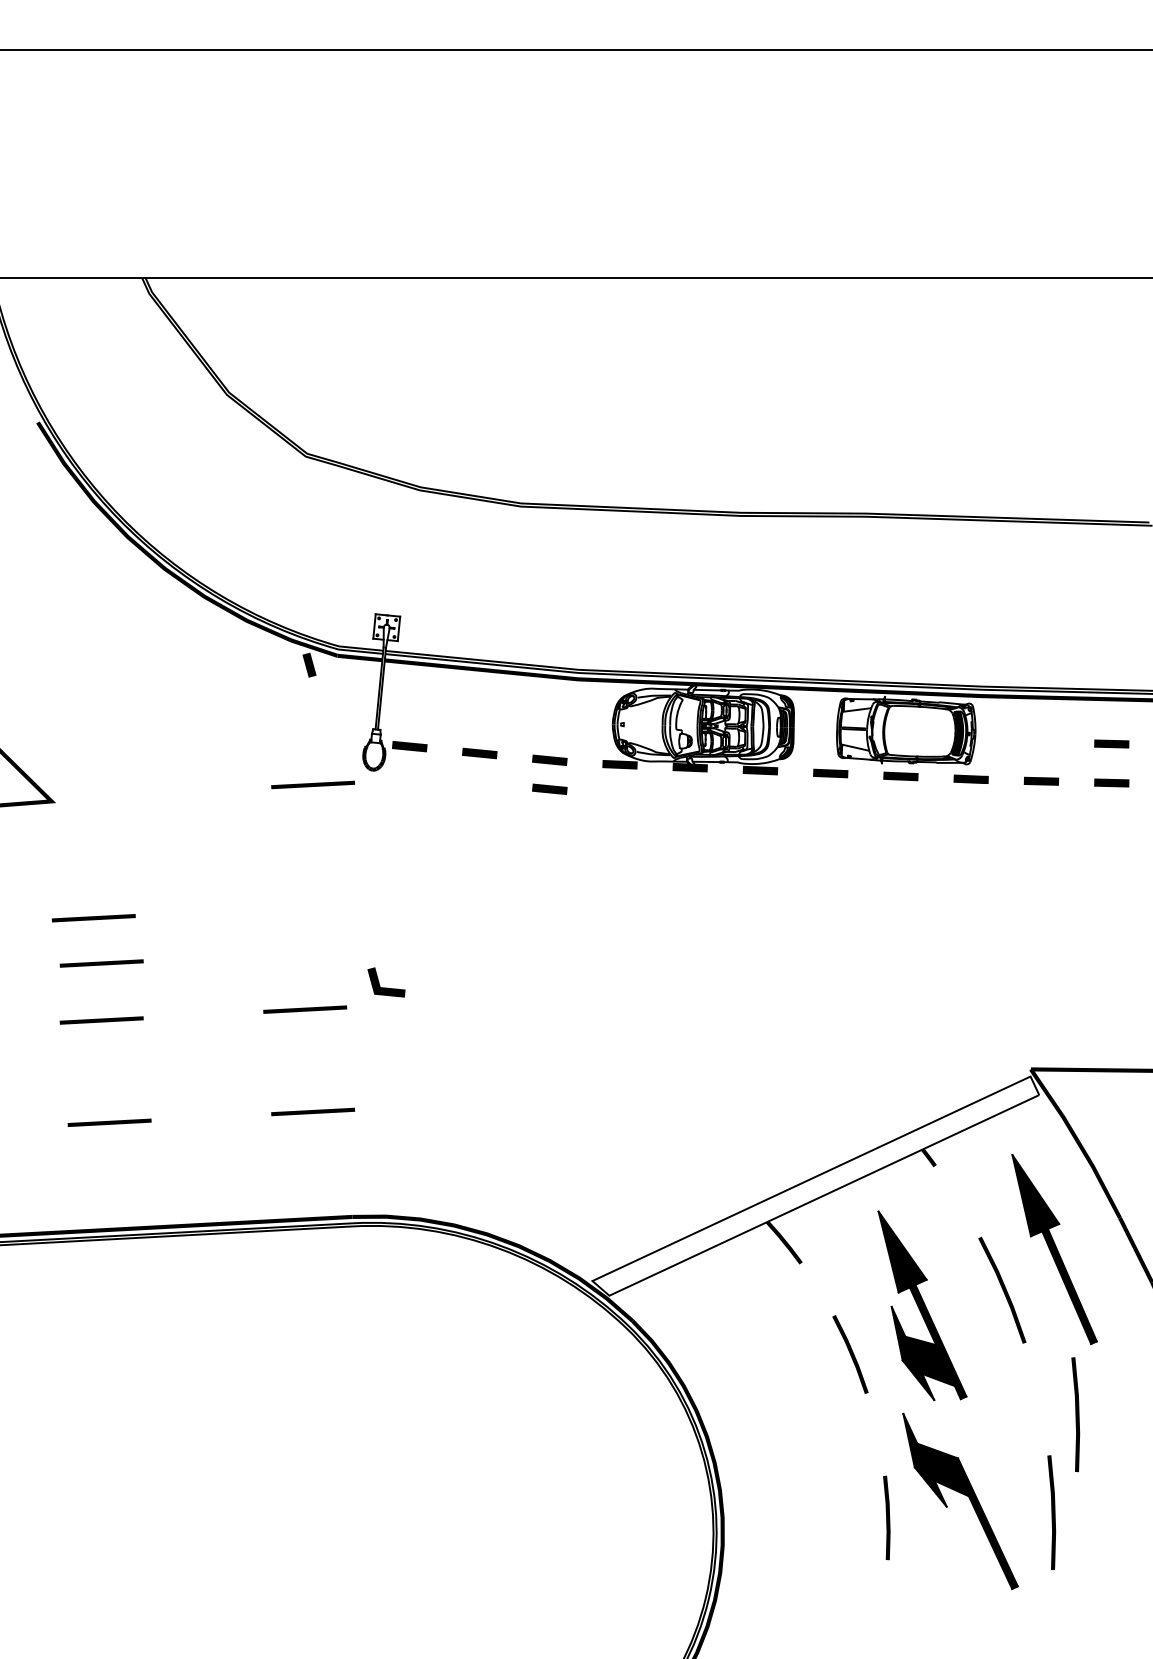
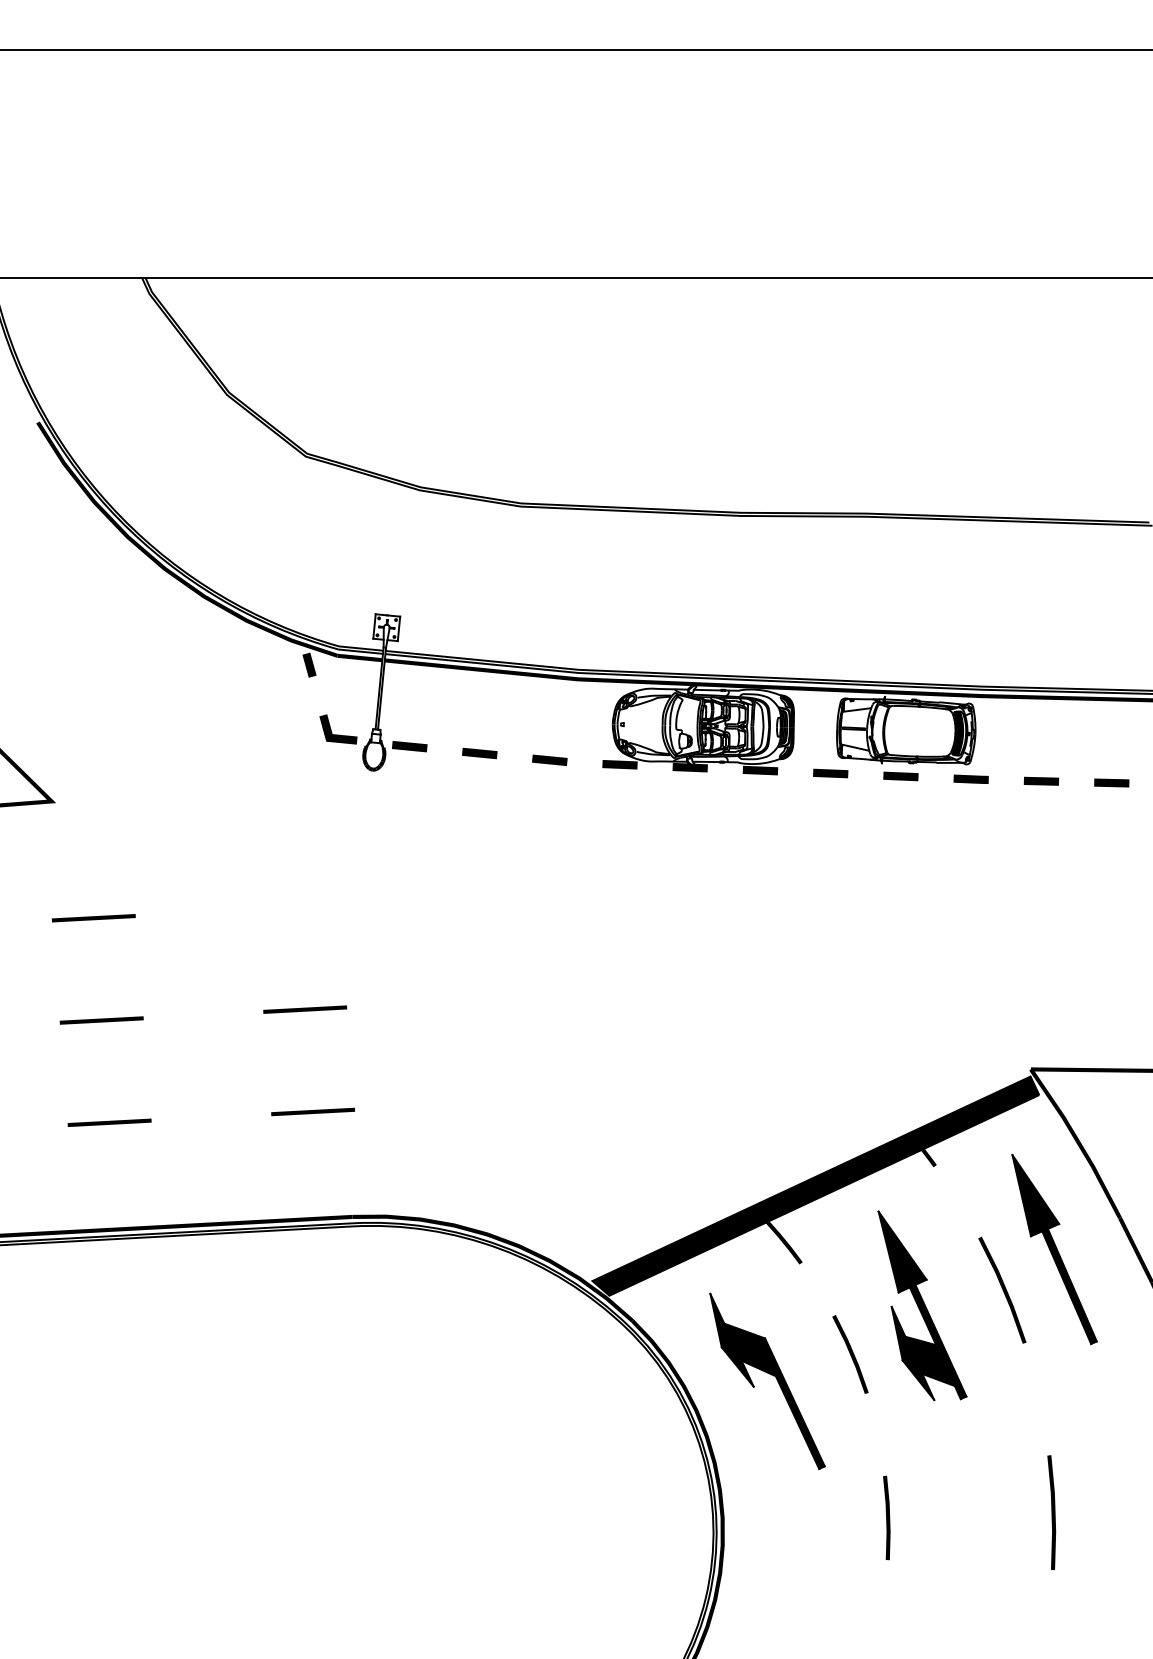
line: present -> none (1111, 743)
line: present -> none (313, 784)
line: present -> none (549, 788)
line: present -> none (101, 963)
line position: (386, 987) -> (338, 734) (338, 734)
fill: none -> present (815, 1185)
curve: present -> none (1075, 1414)
part position: (964, 1495) -> (771, 1375) (771, 1375)
